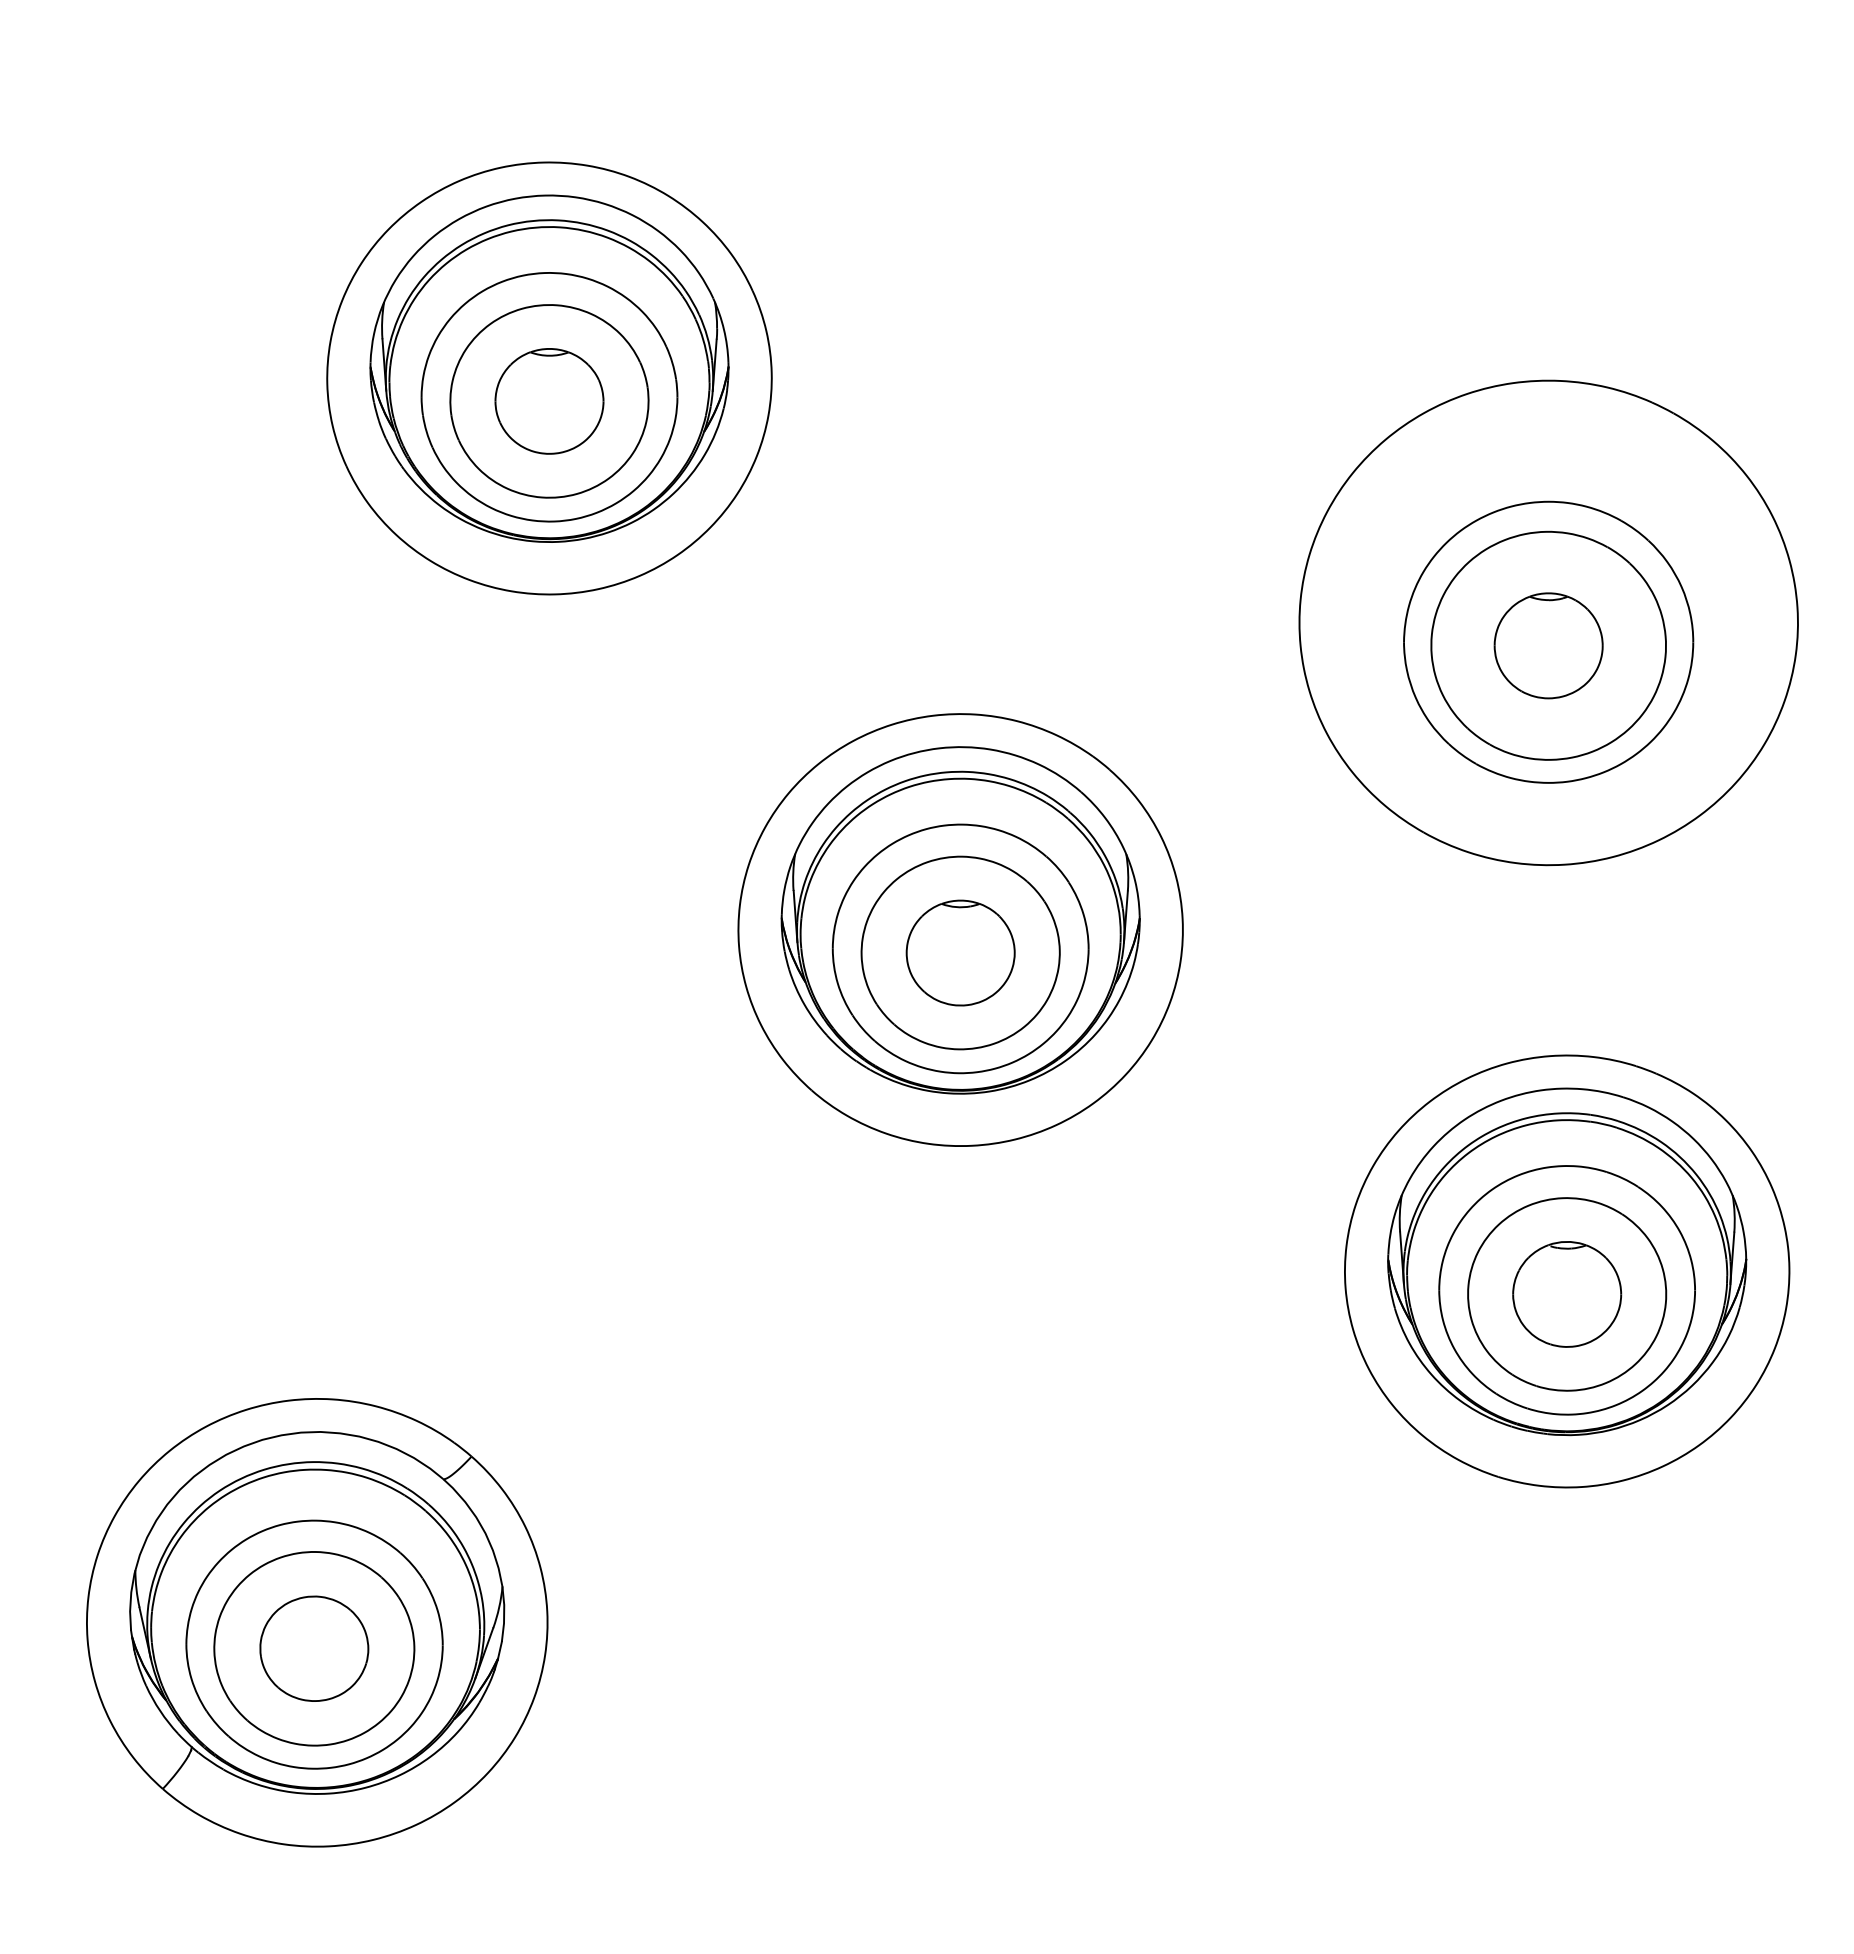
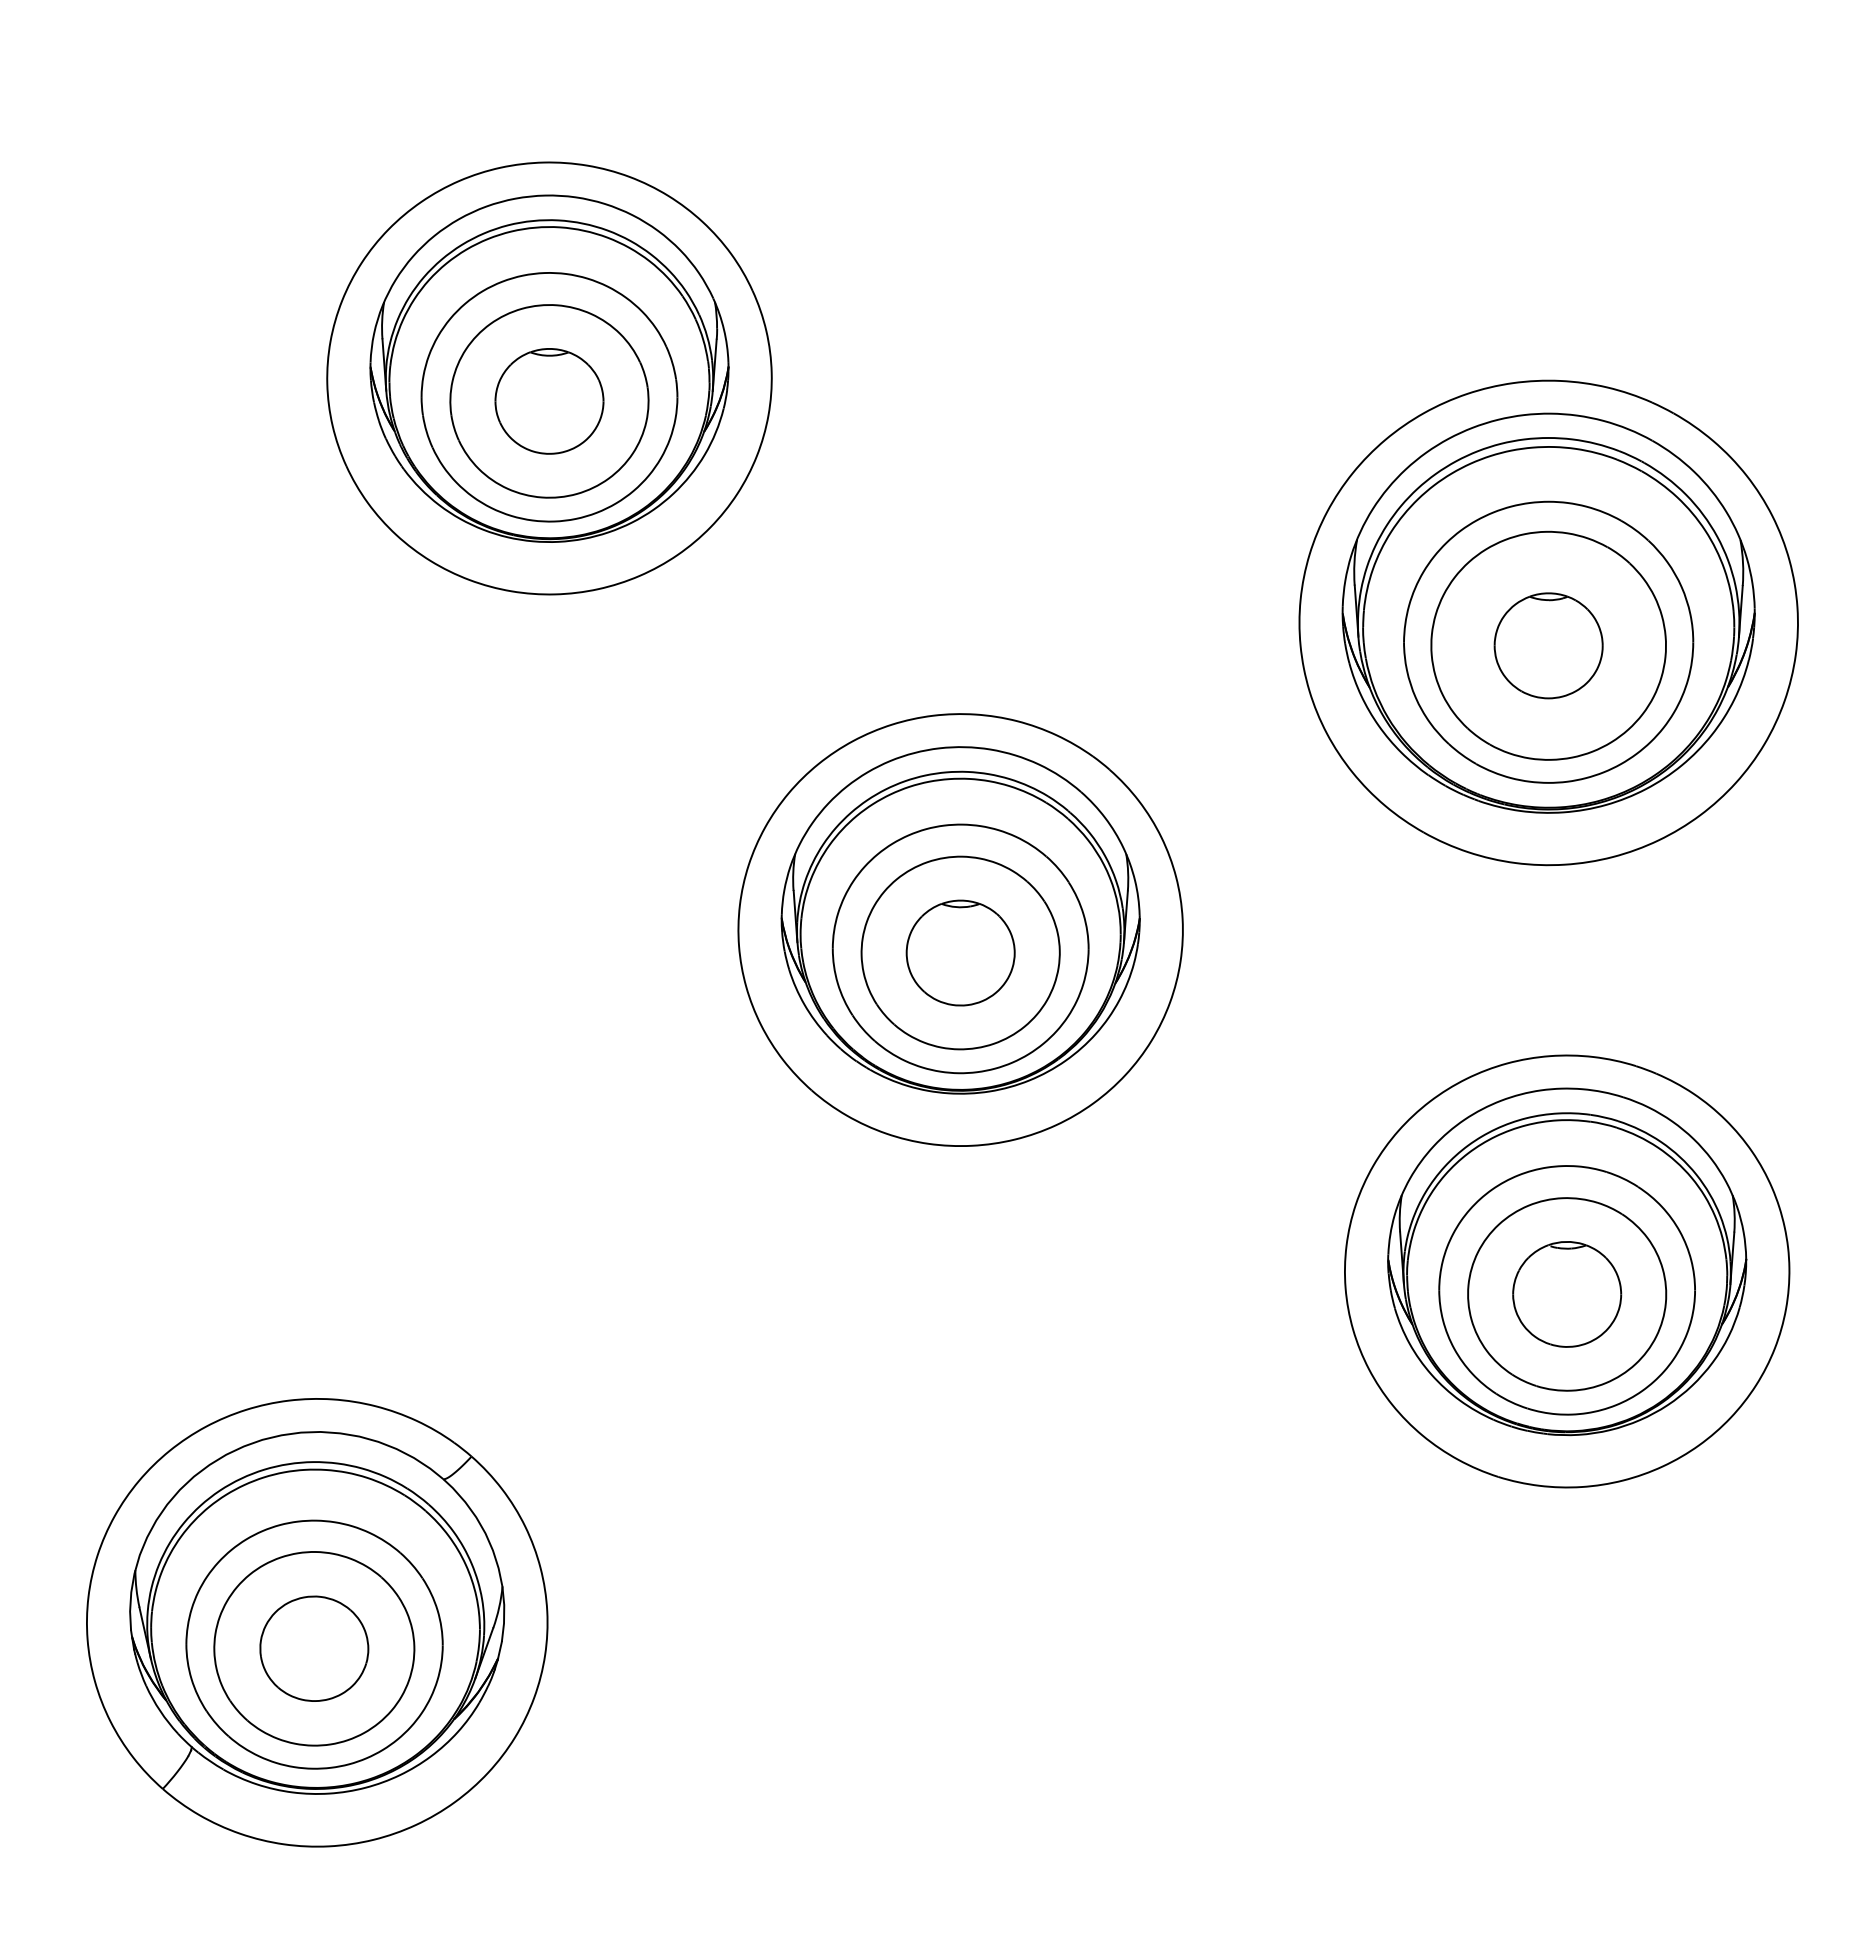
part: none -> present (1548, 612)
